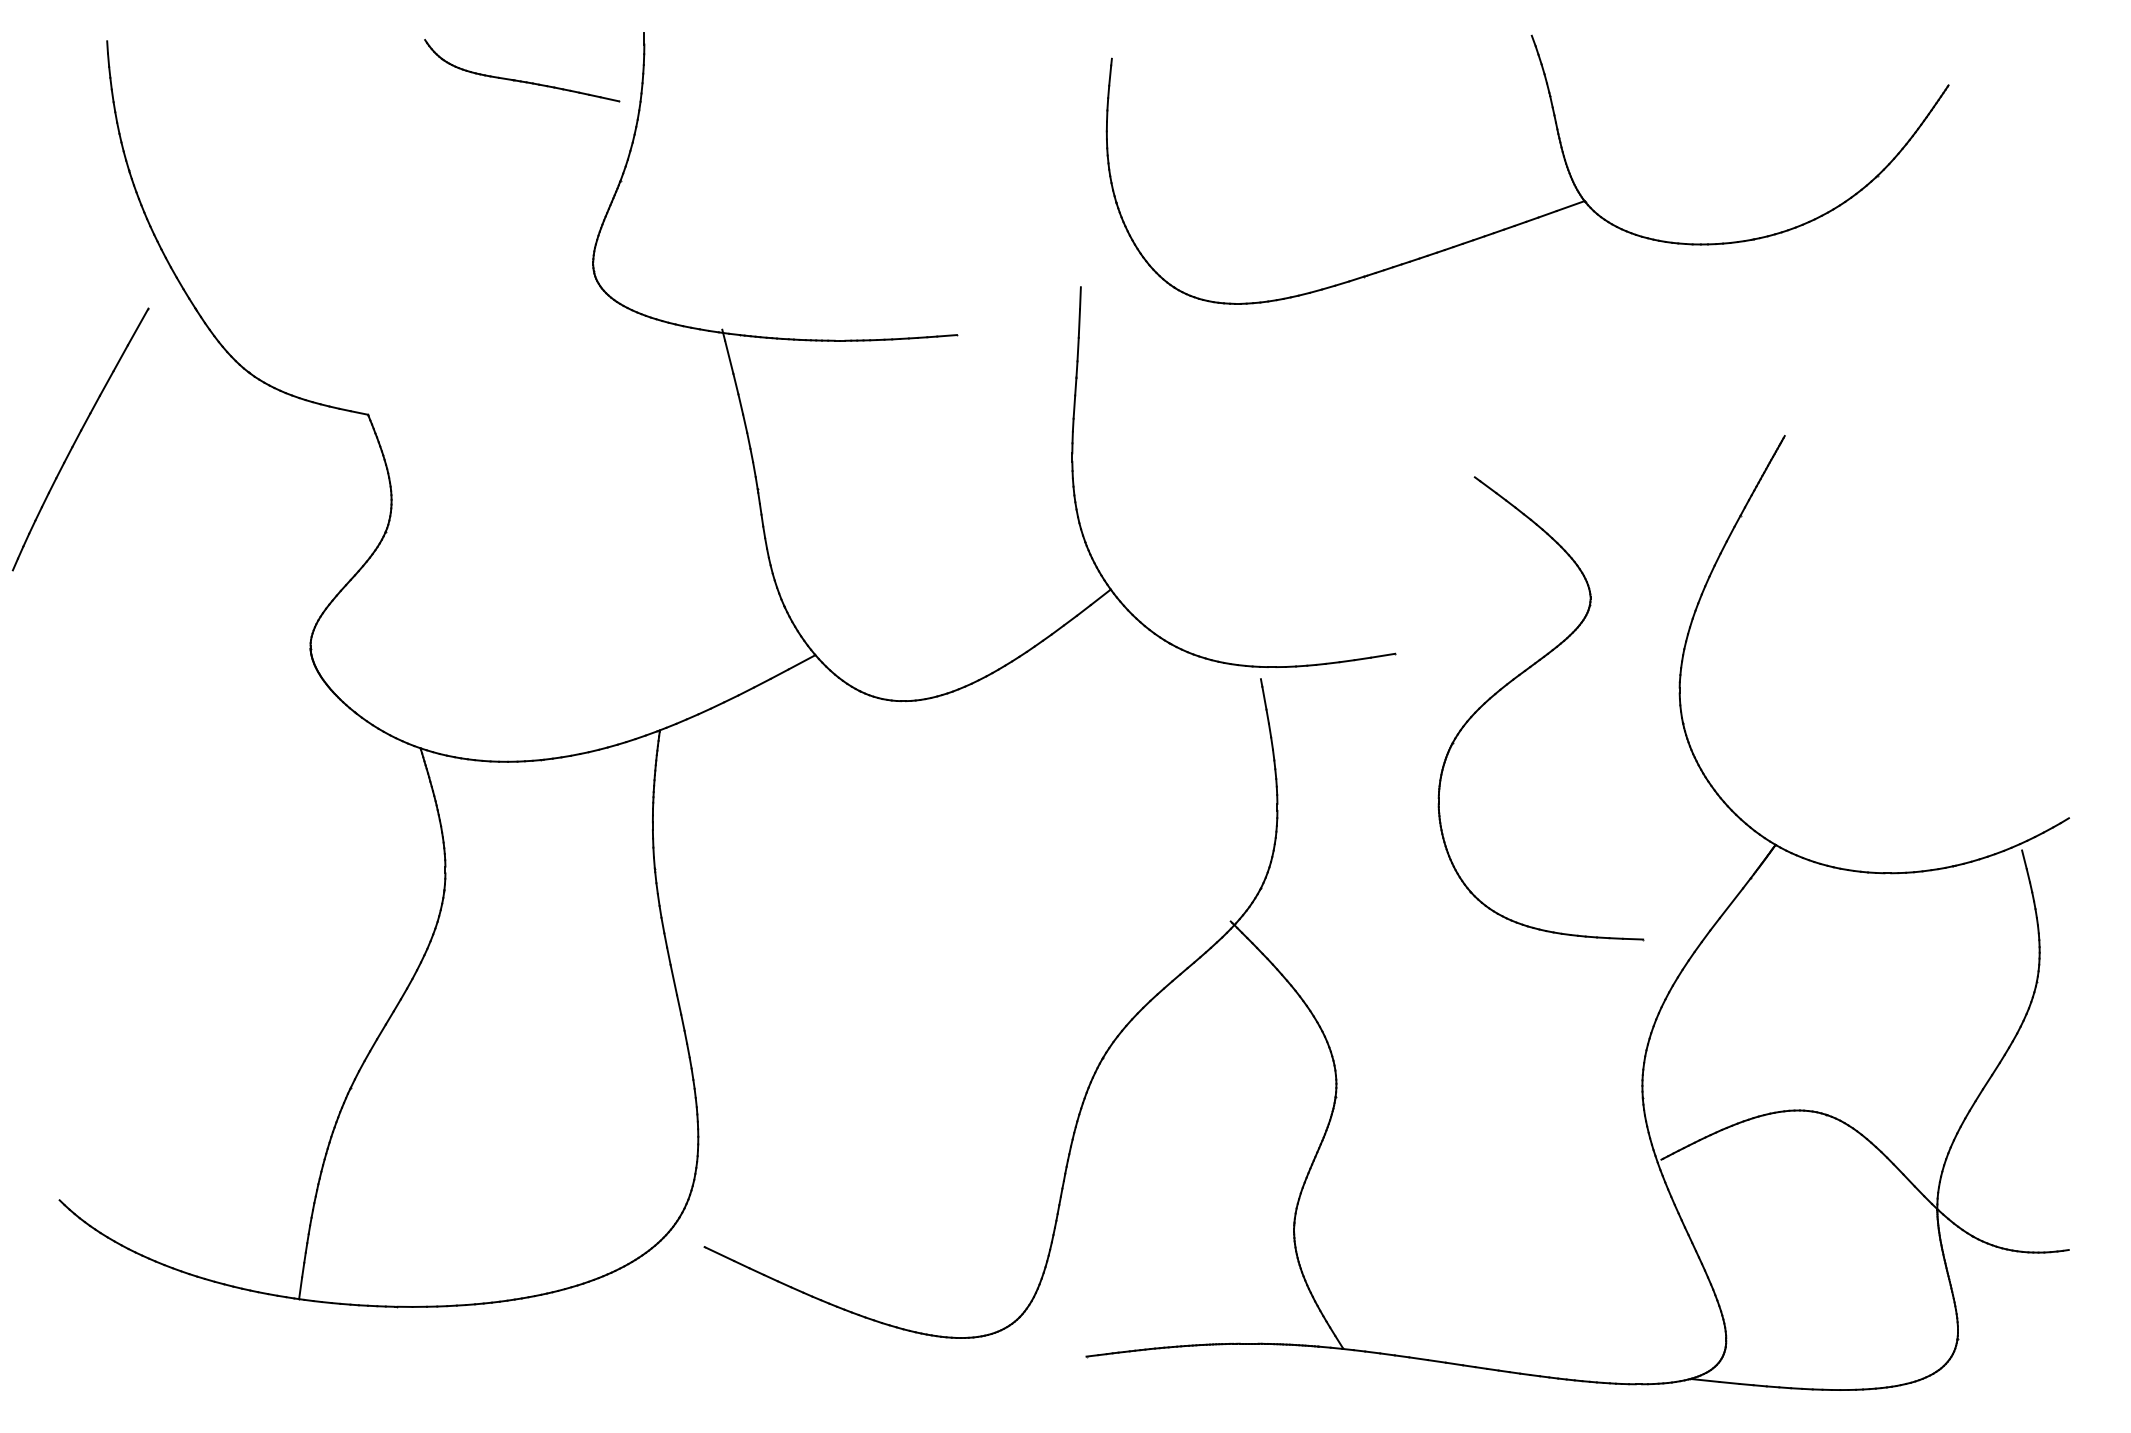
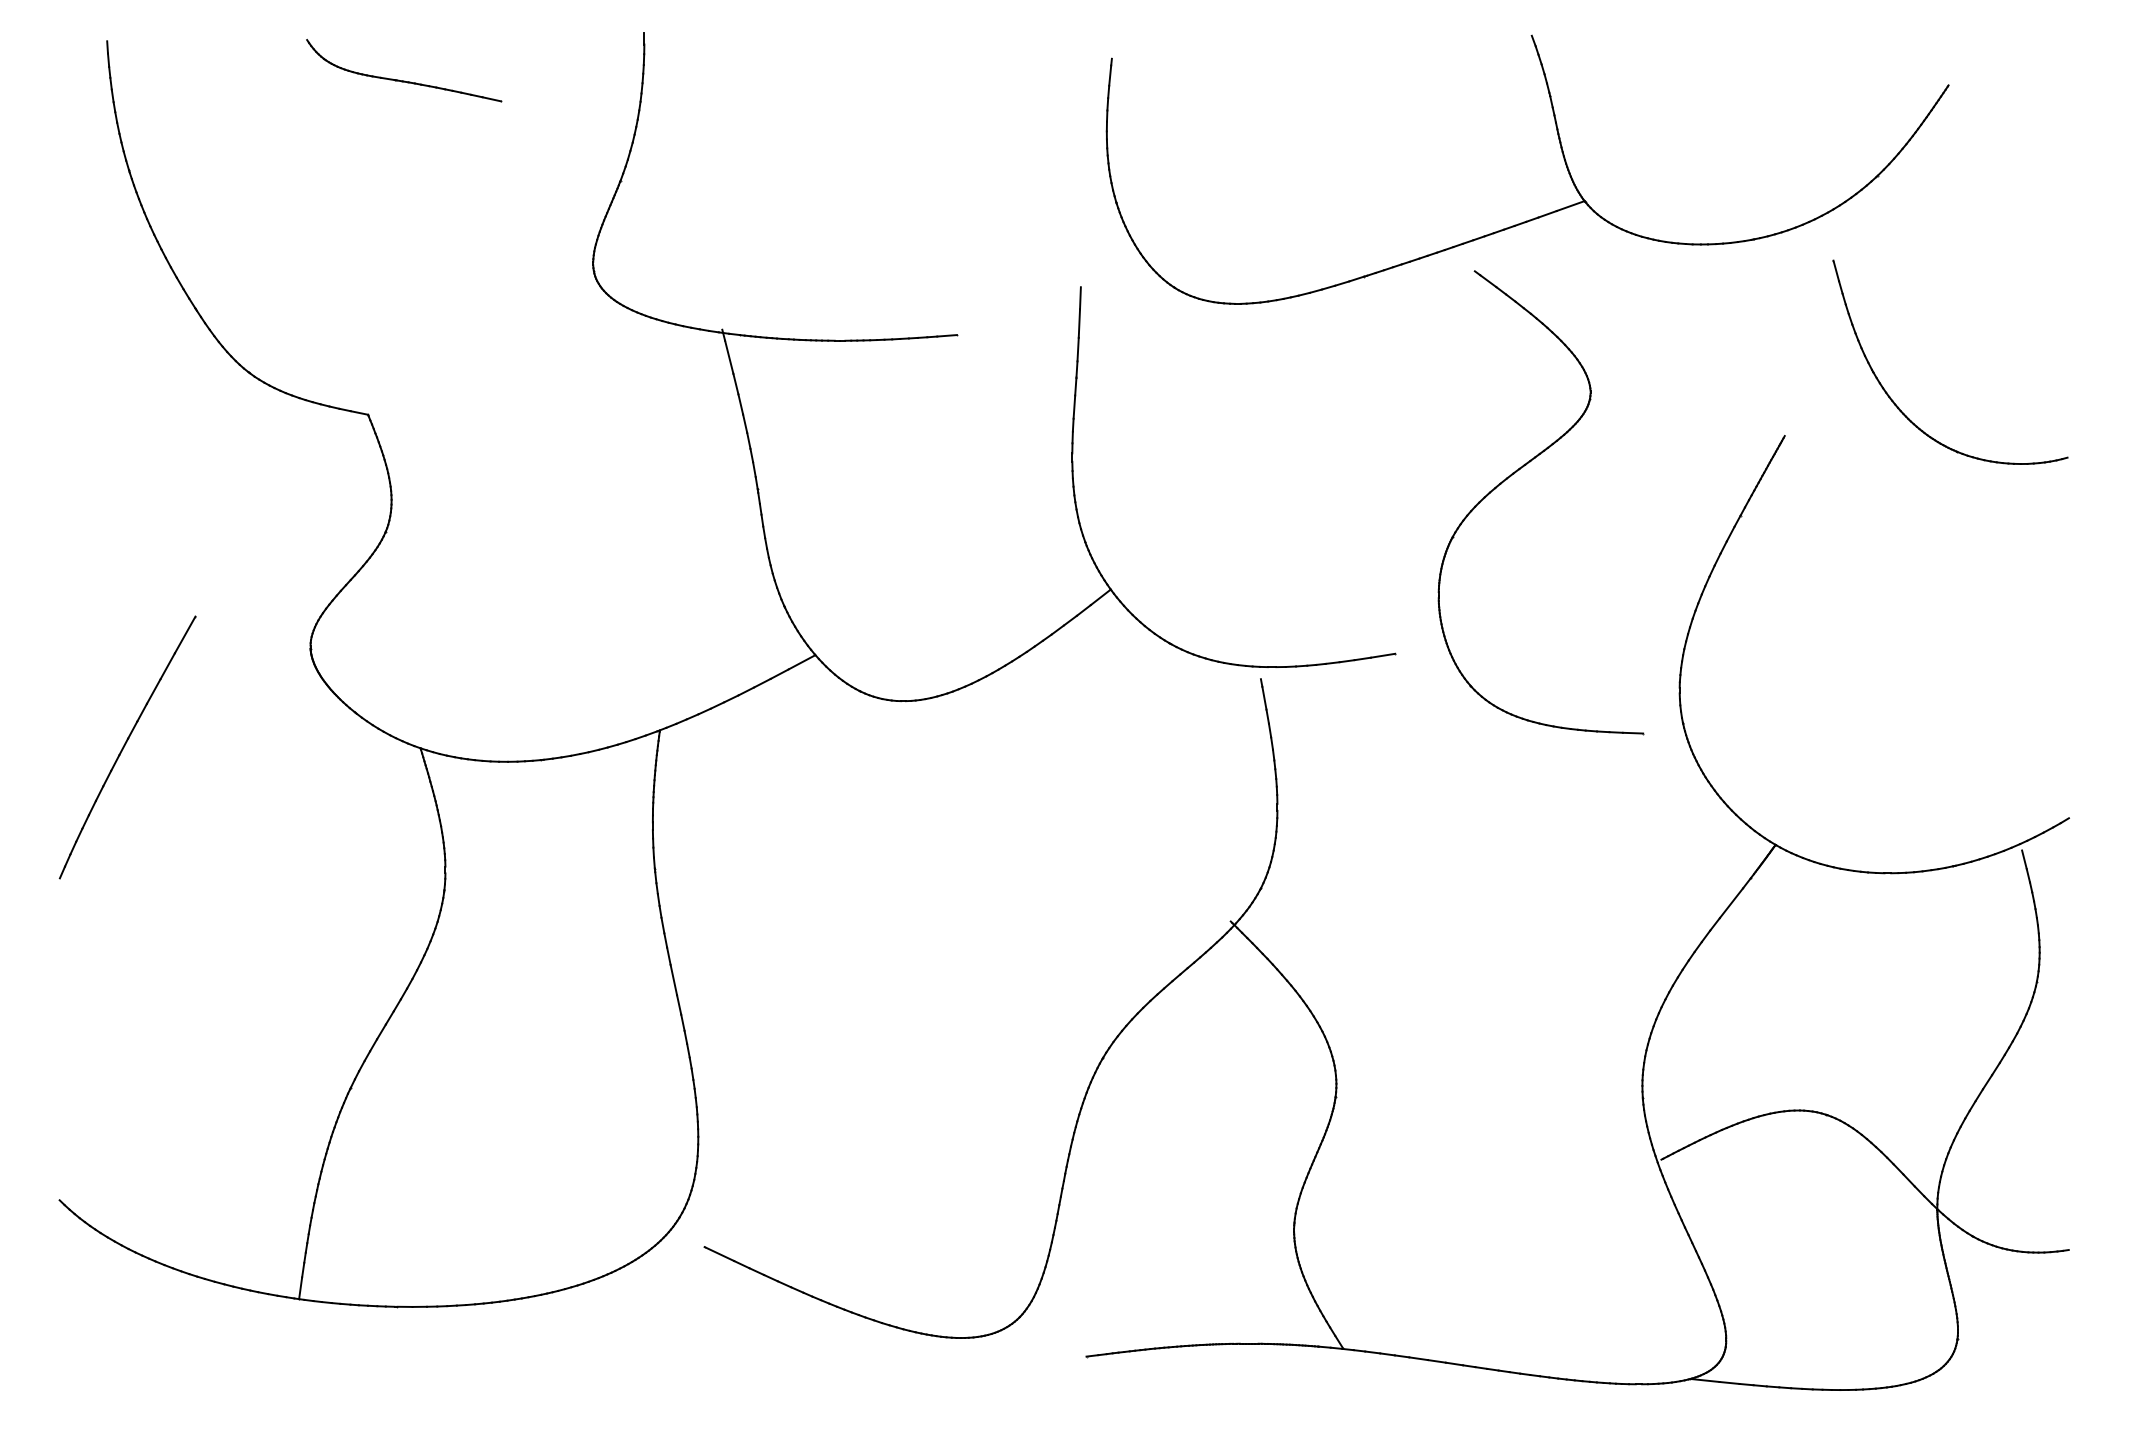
part position: (522, 80) -> (404, 80) (404, 80)
part: none -> present (1899, 407)
part position: (80, 439) -> (127, 747) (127, 747)
part position: (1519, 676) -> (1519, 470) (1519, 470)
